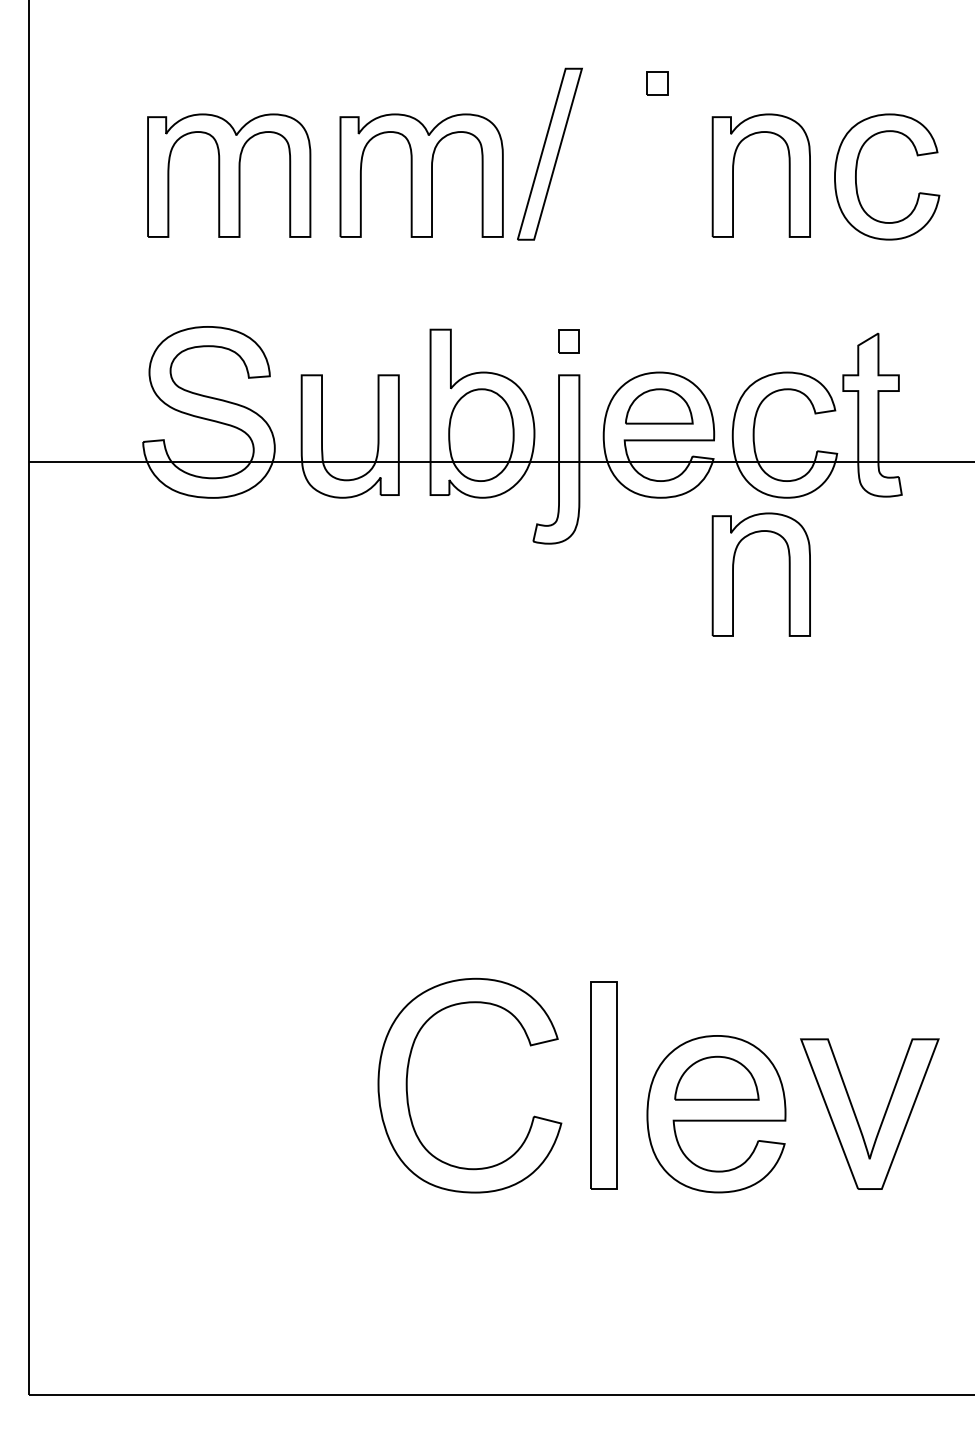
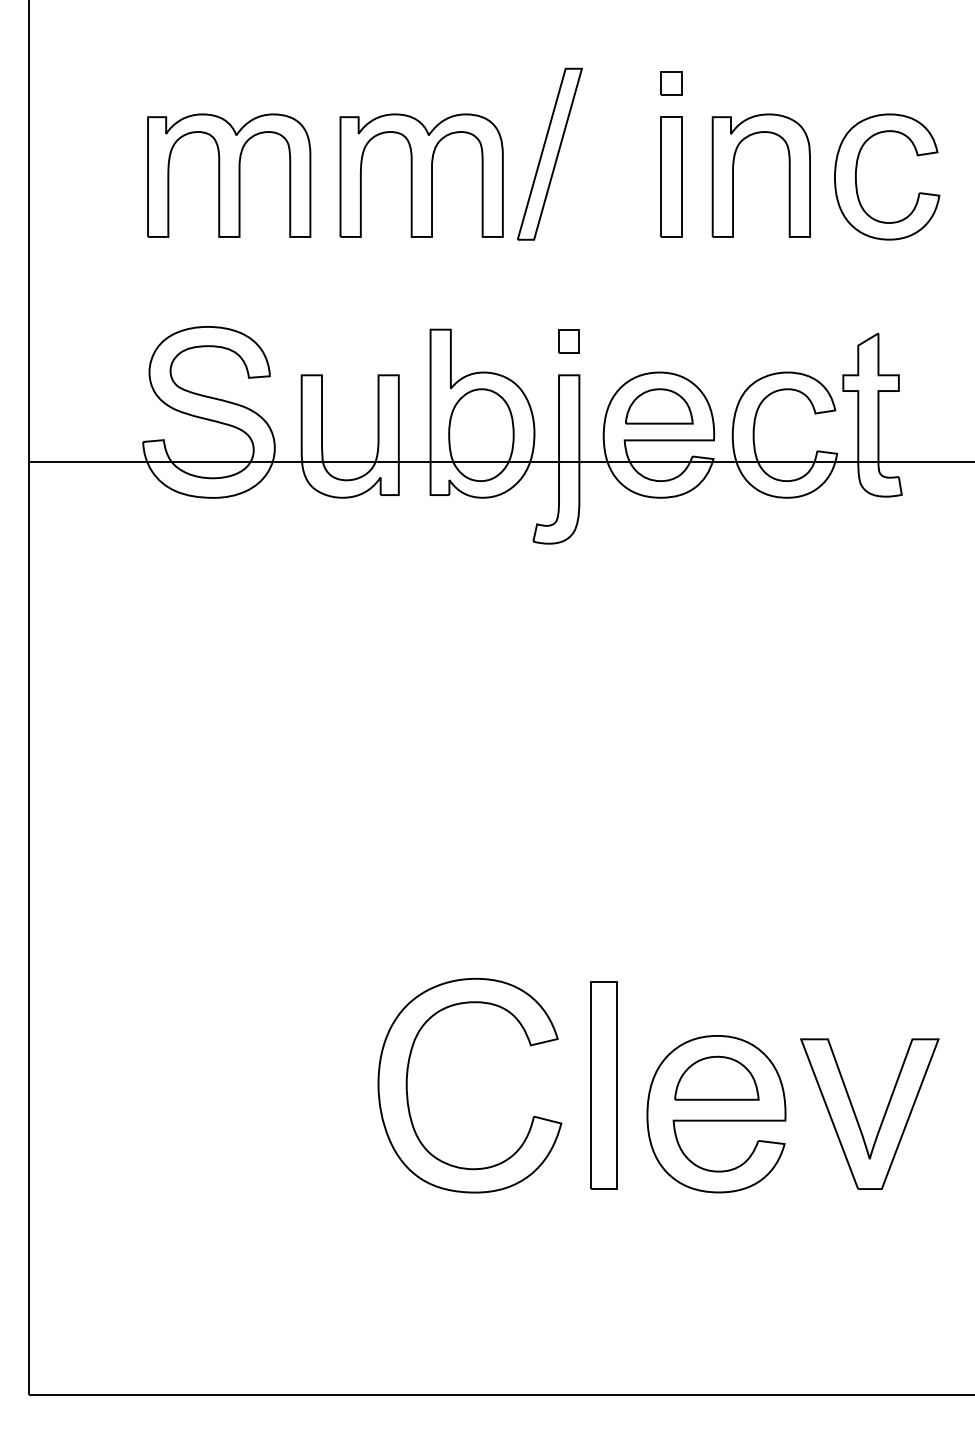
part position: (657, 83) -> (671, 83) (671, 83)
part: none -> present (671, 176)
part: present -> none (733, 574)
